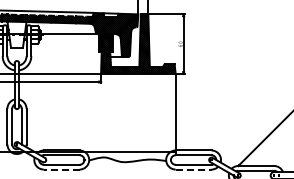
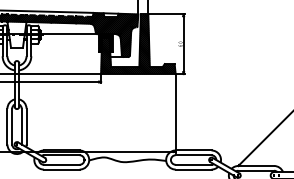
line: dashed -> solid (61, 169)
line: dashed -> solid (193, 169)
